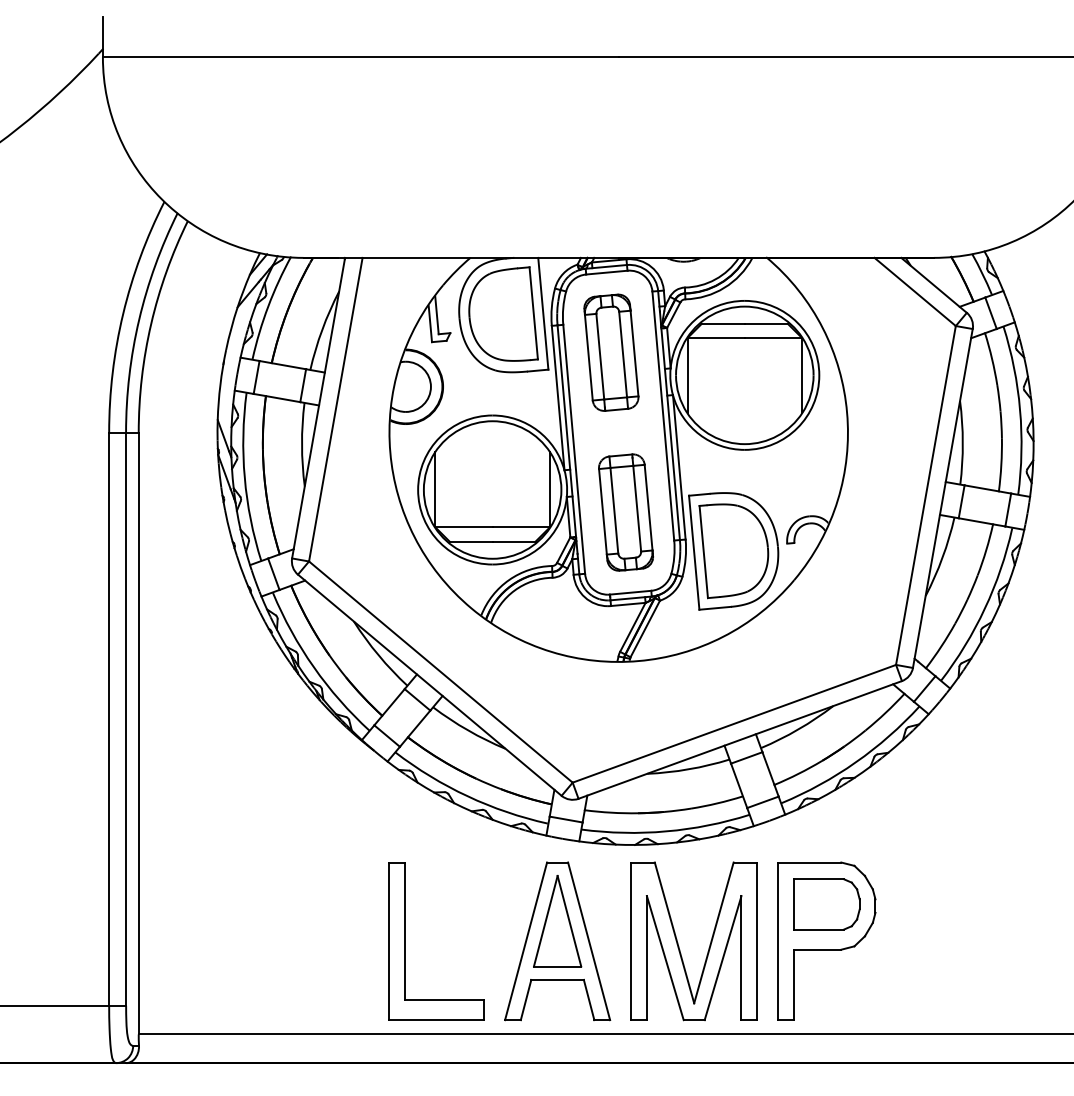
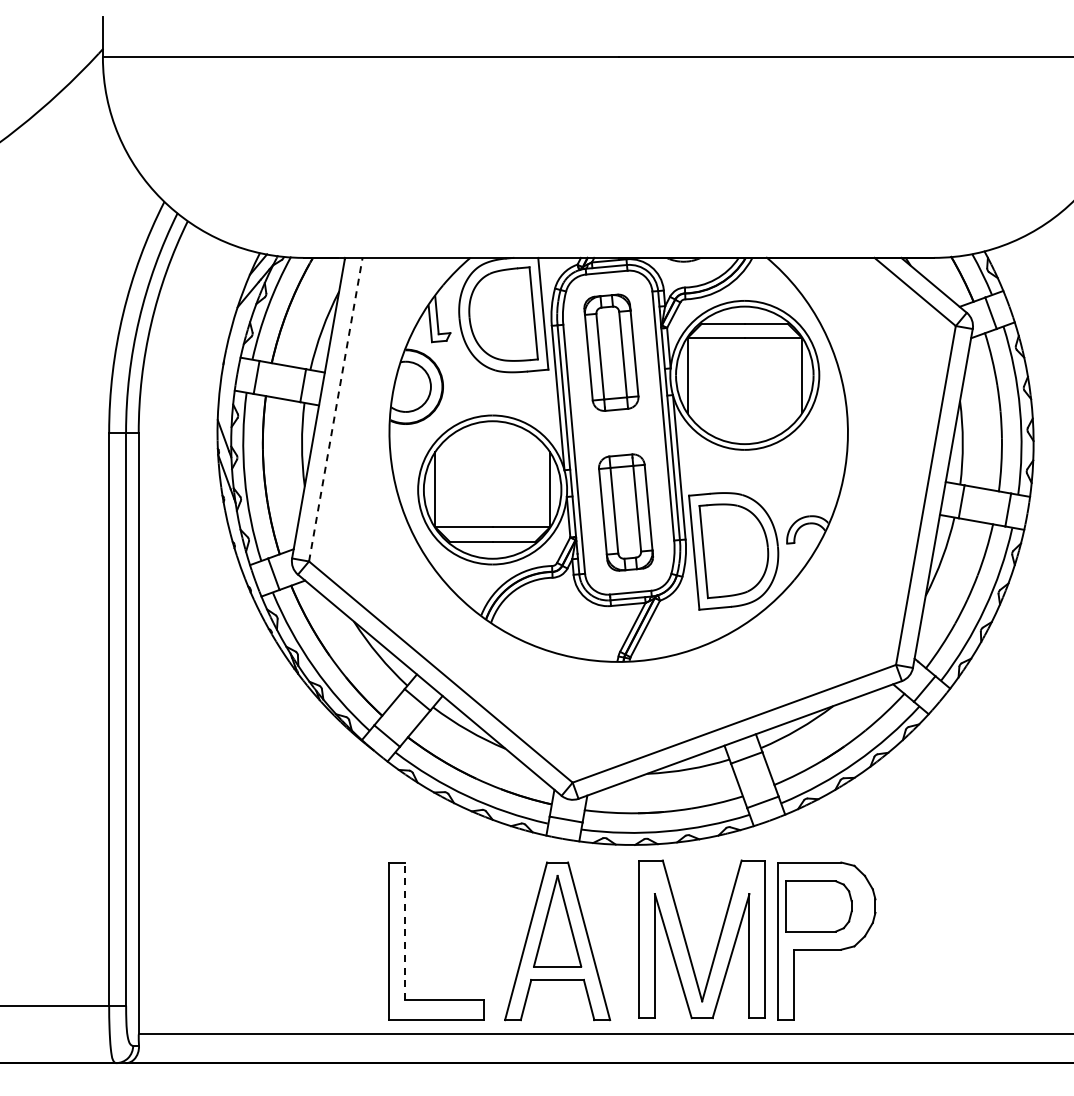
line: solid -> dashed (335, 409)
part position: (826, 904) -> (818, 906) (818, 906)
line: solid -> dashed (405, 931)
part position: (679, 946) -> (687, 944) (687, 944)
